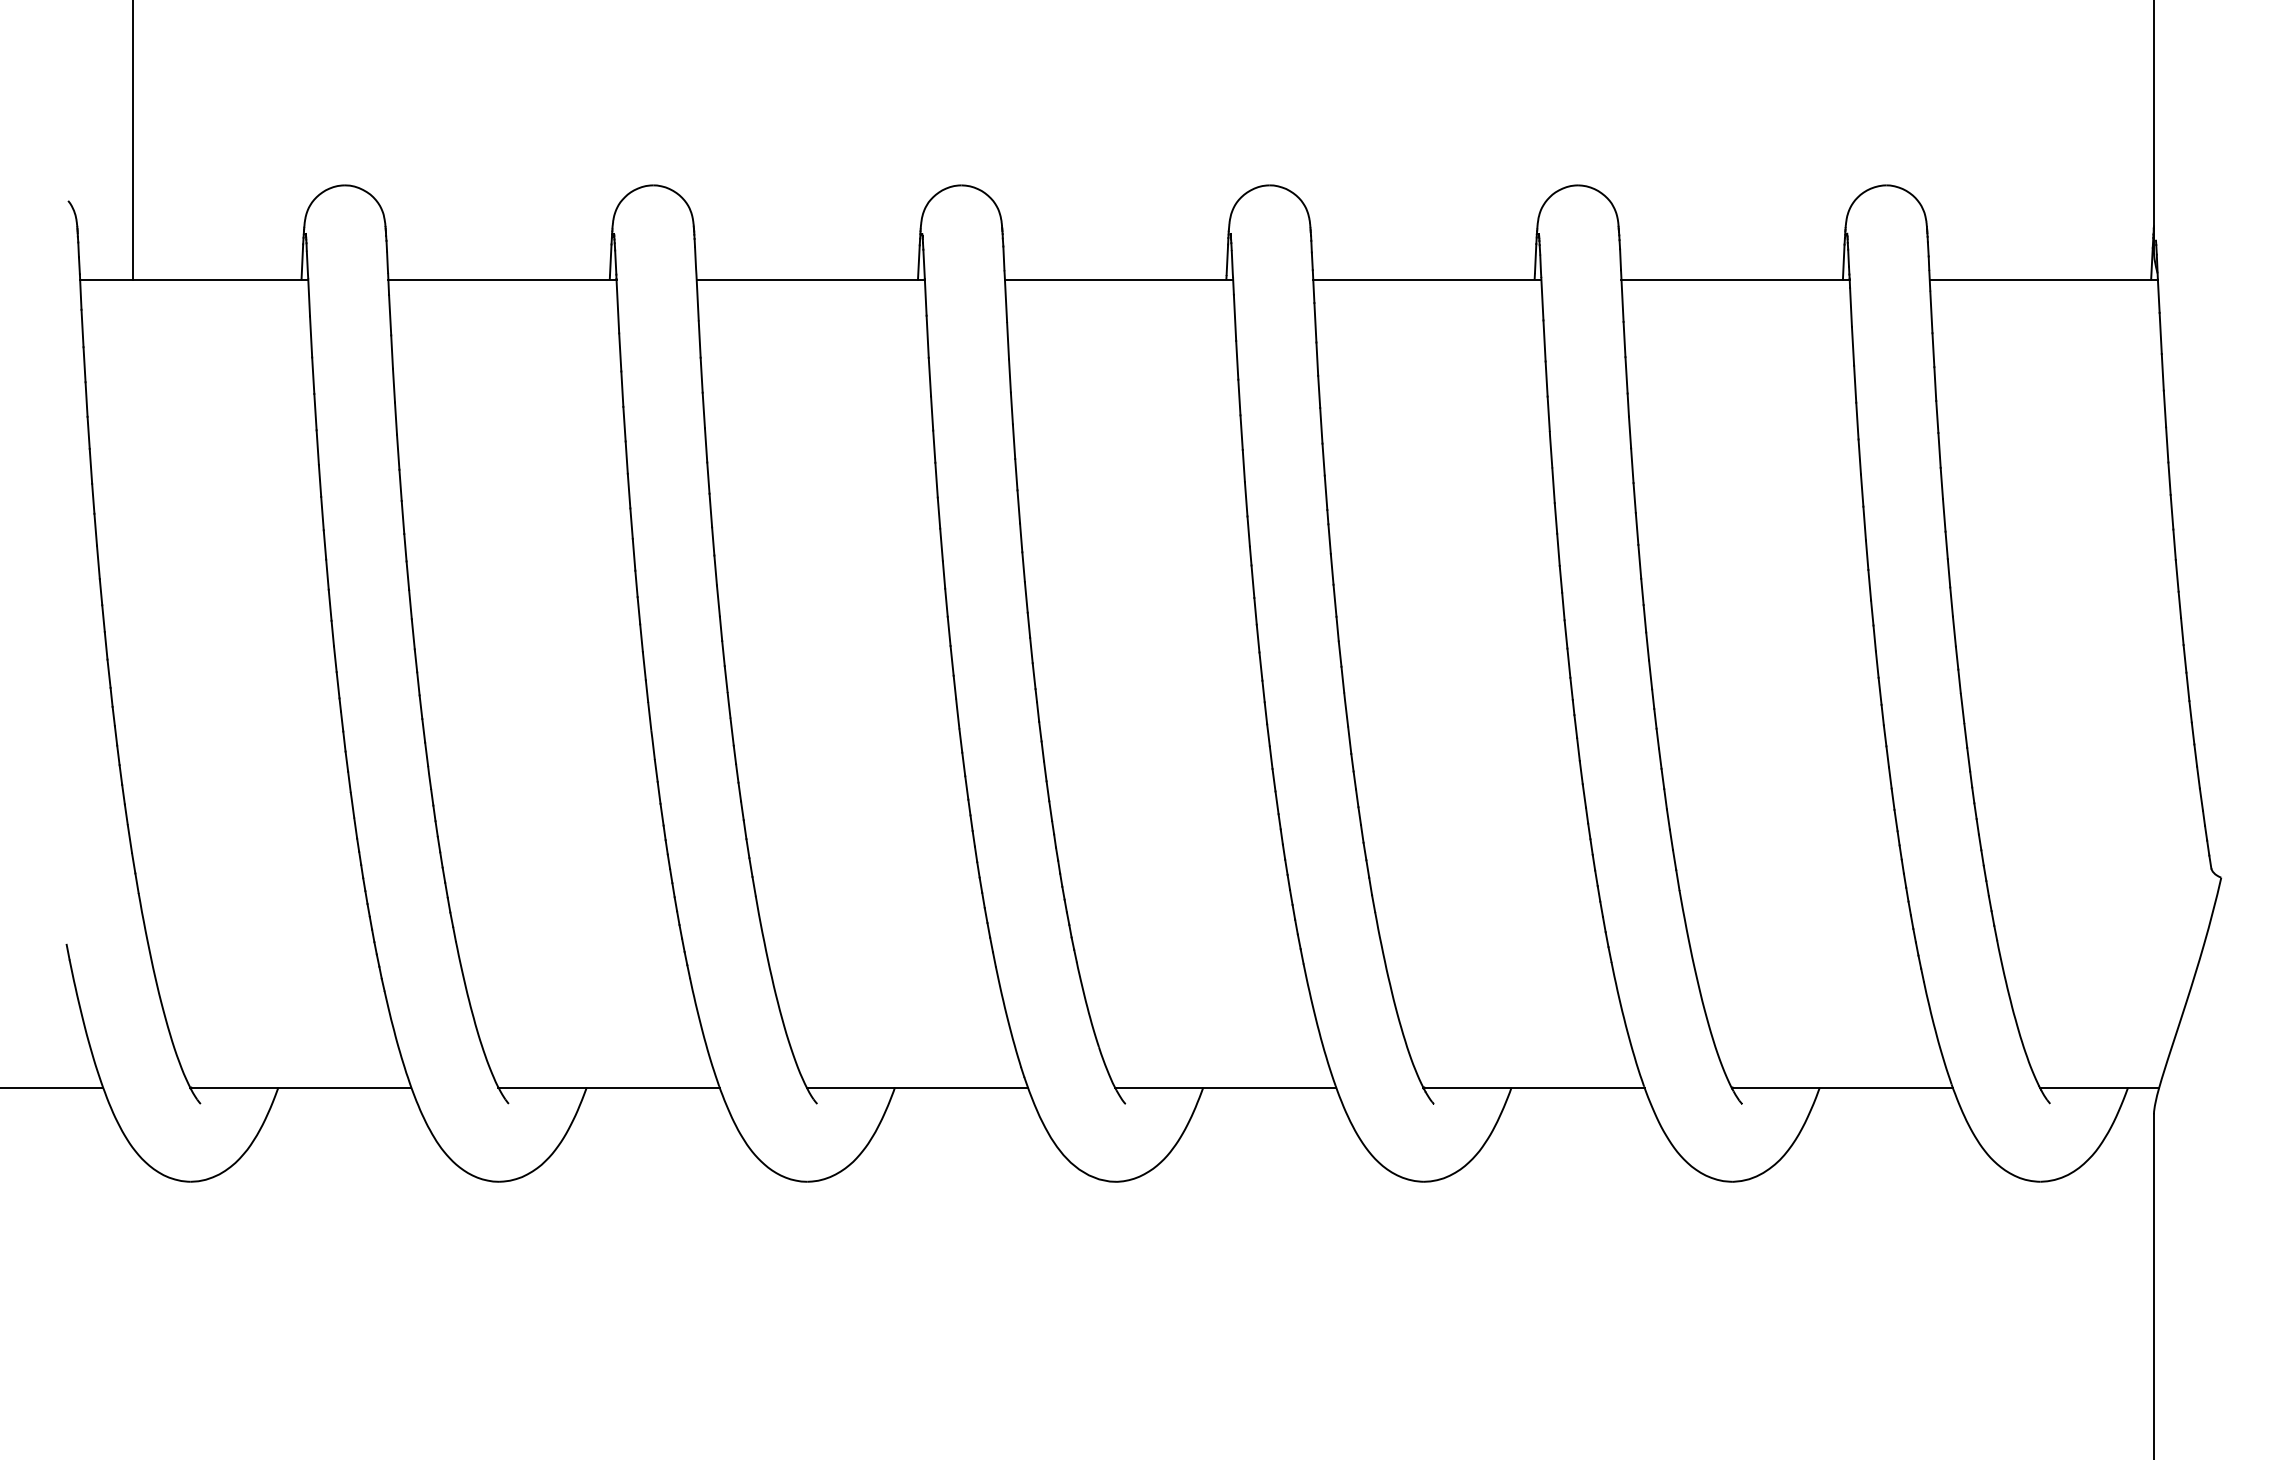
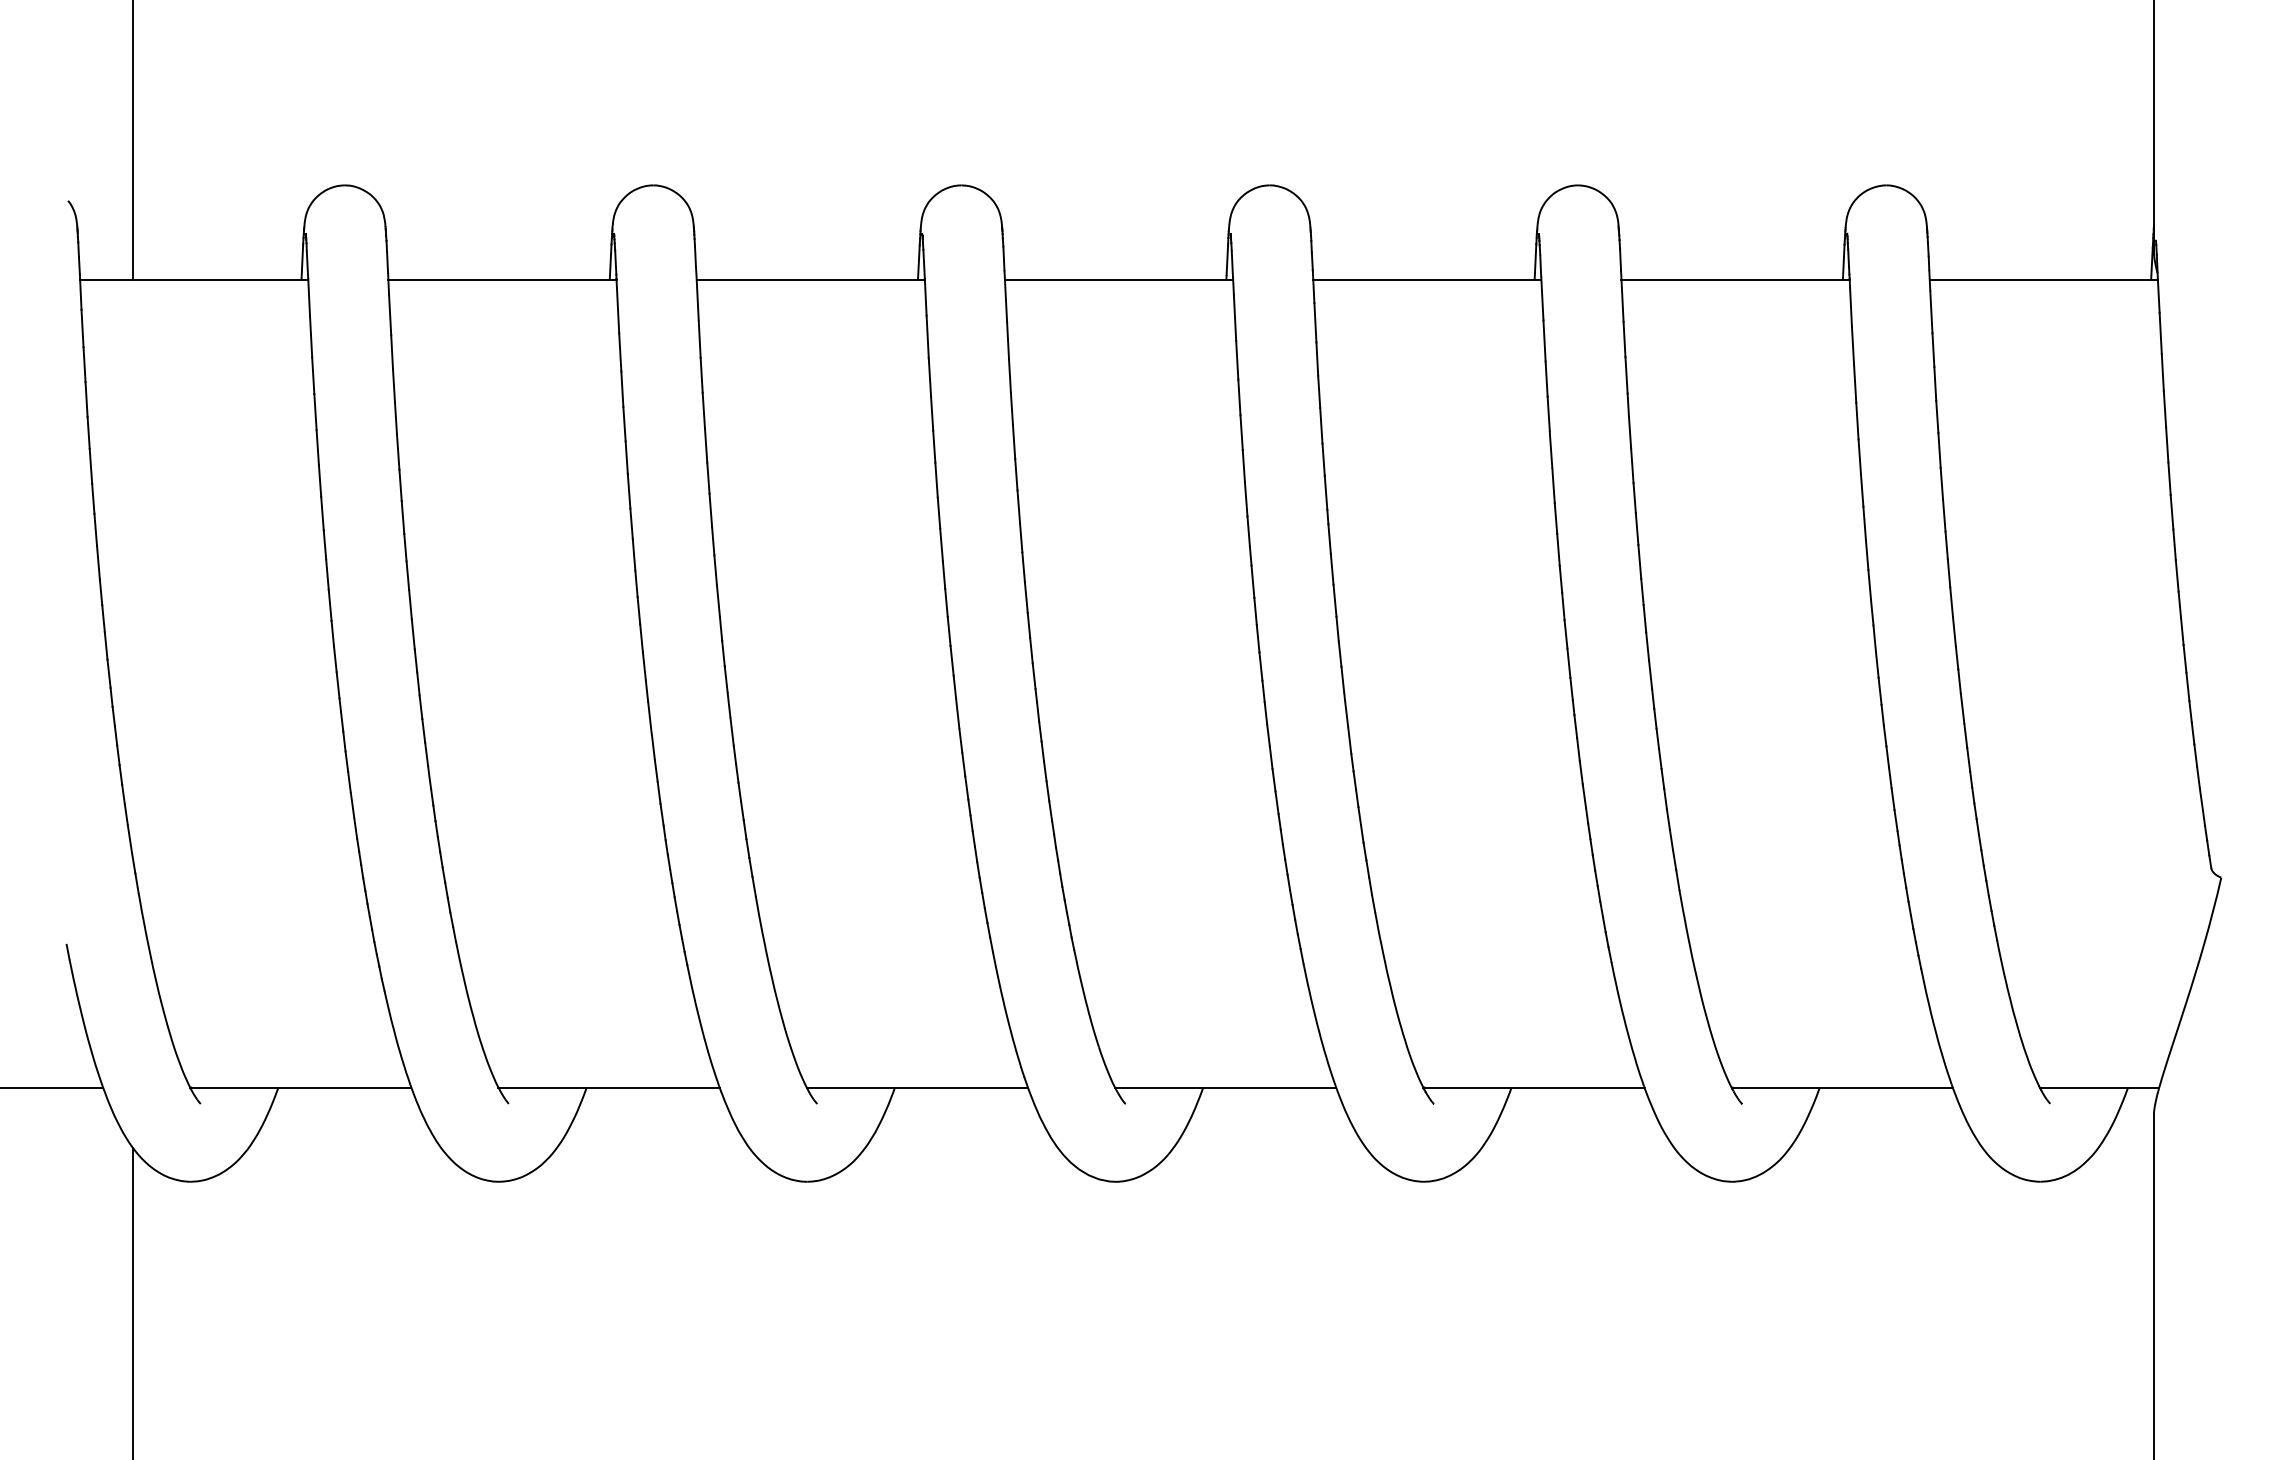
line: none -> present (133, 1302)
